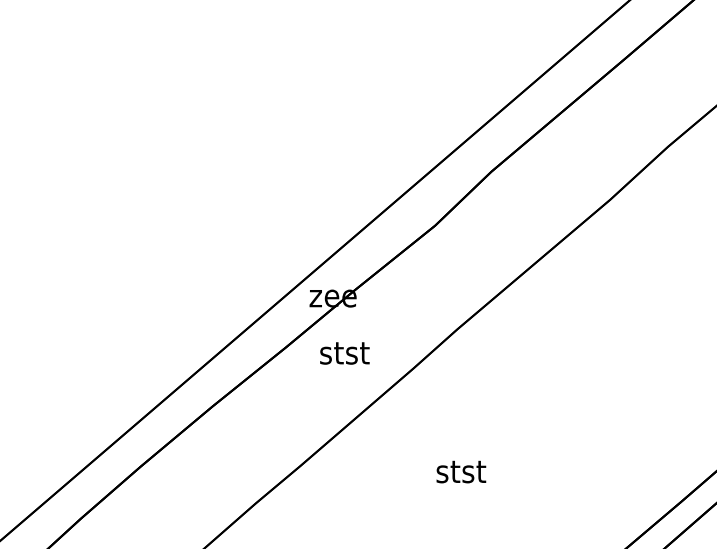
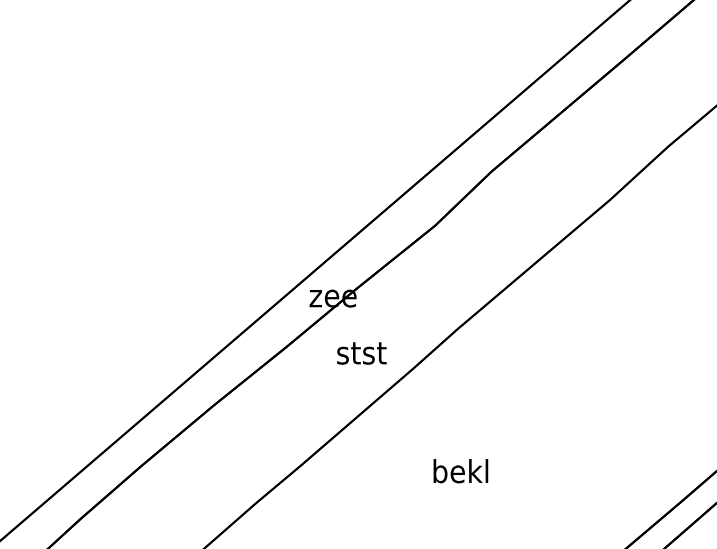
text position: (344, 353) -> (361, 353) (361, 353)
text: stst -> bekl (460, 471)
